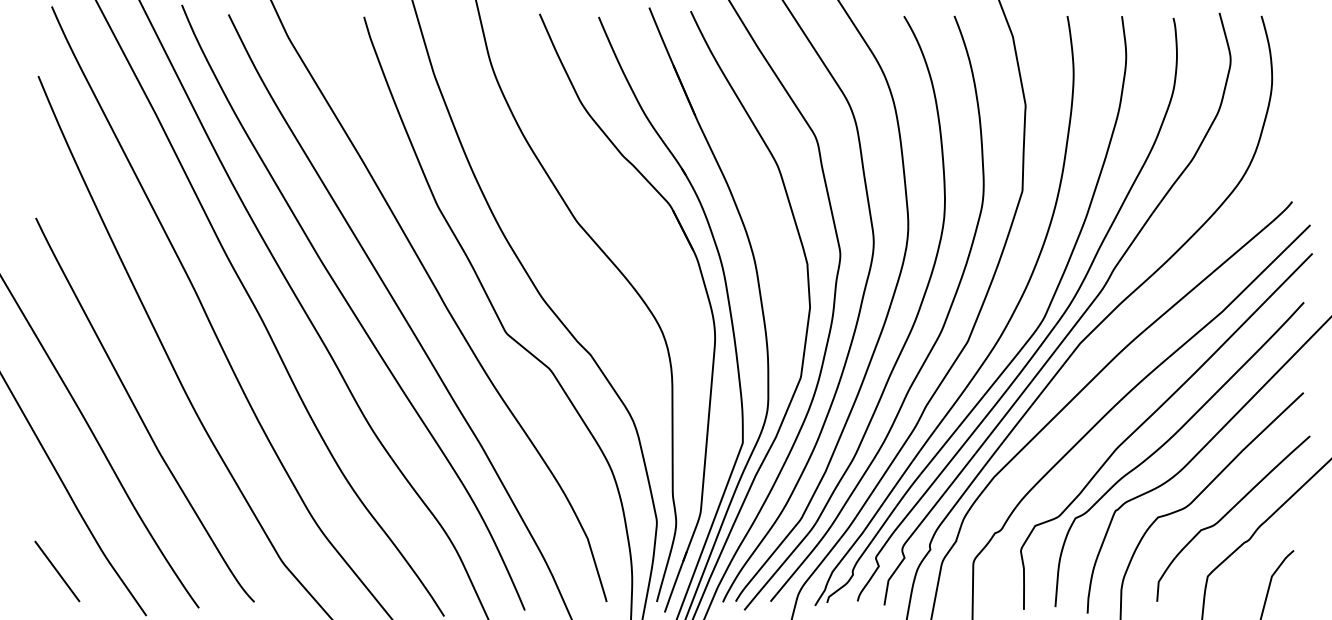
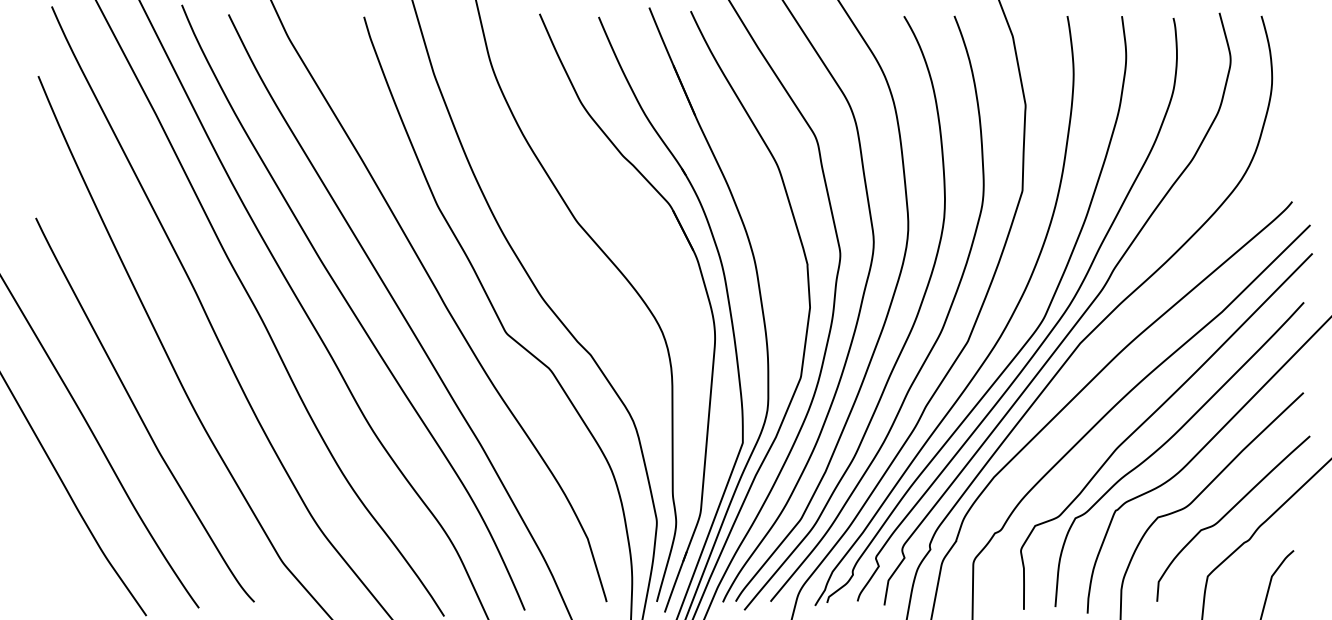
line: present -> none (57, 571)
